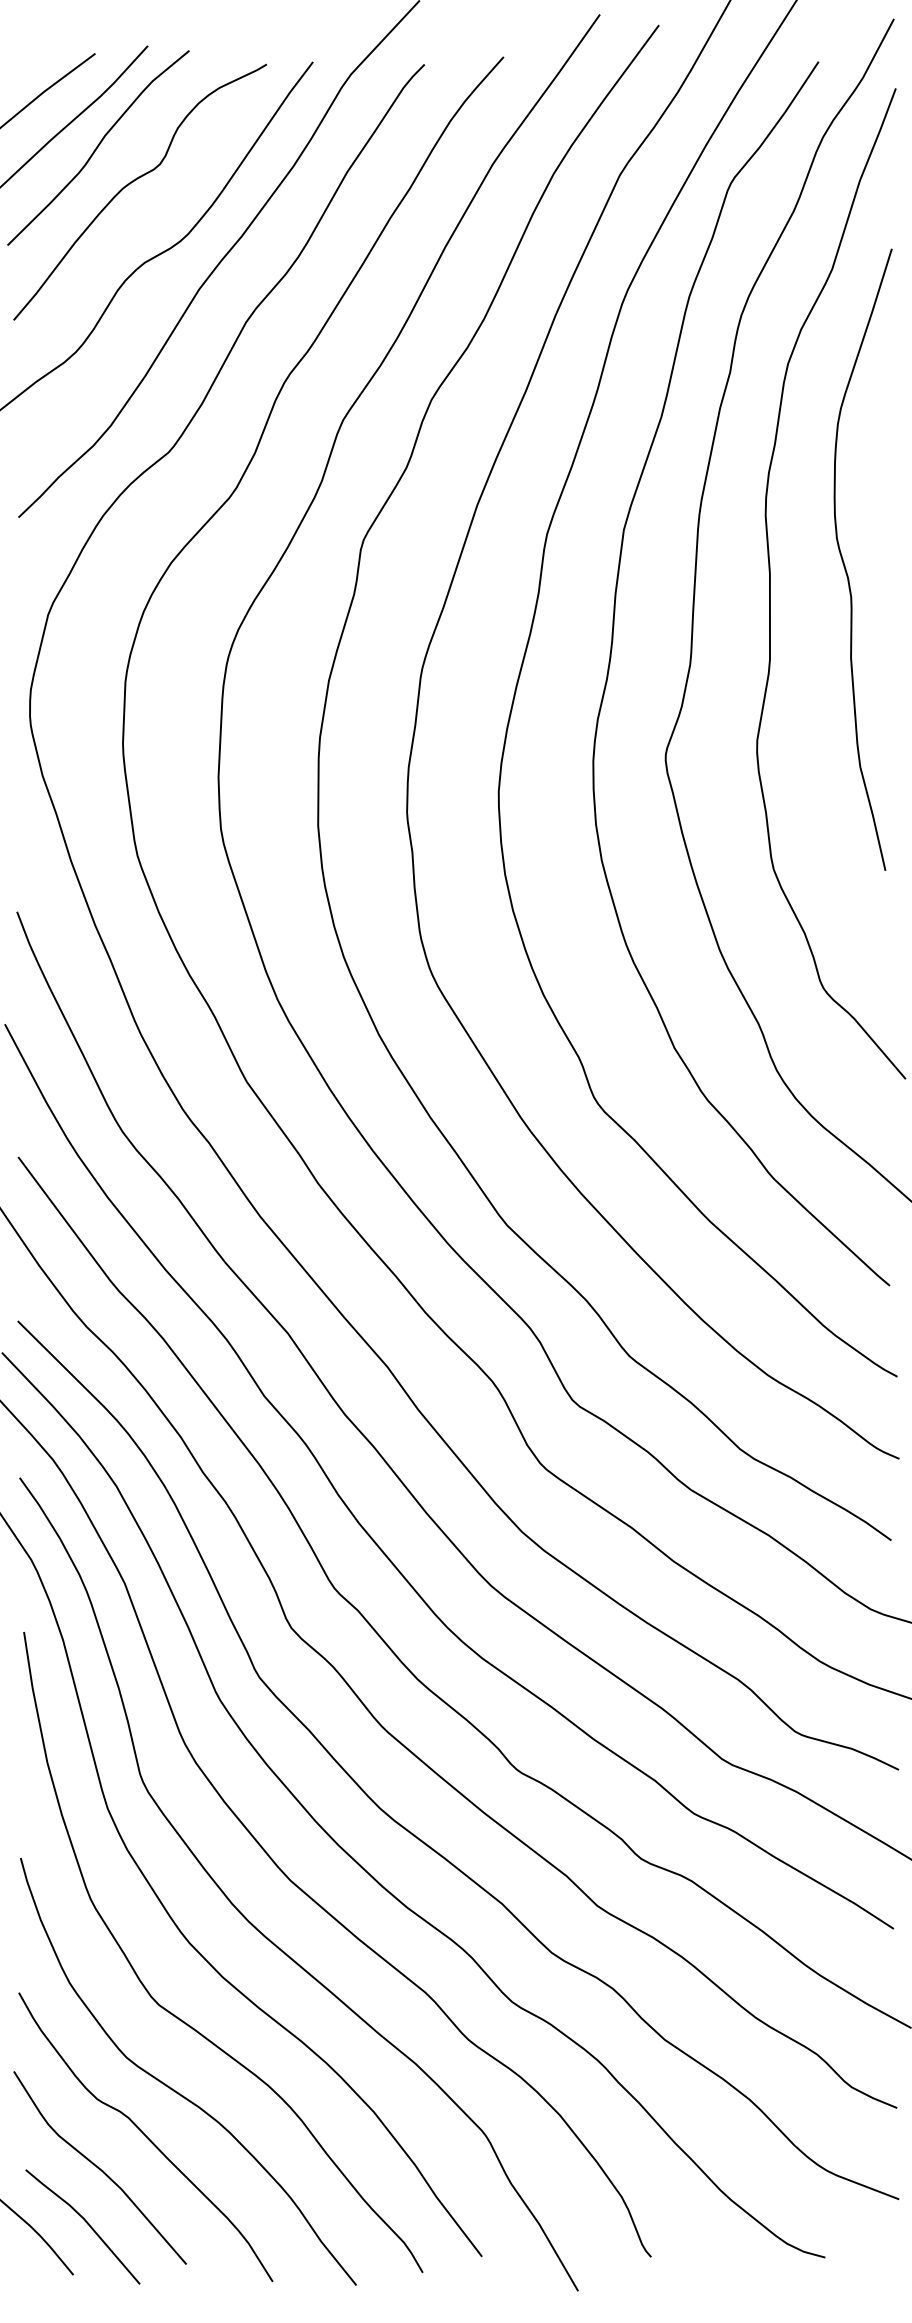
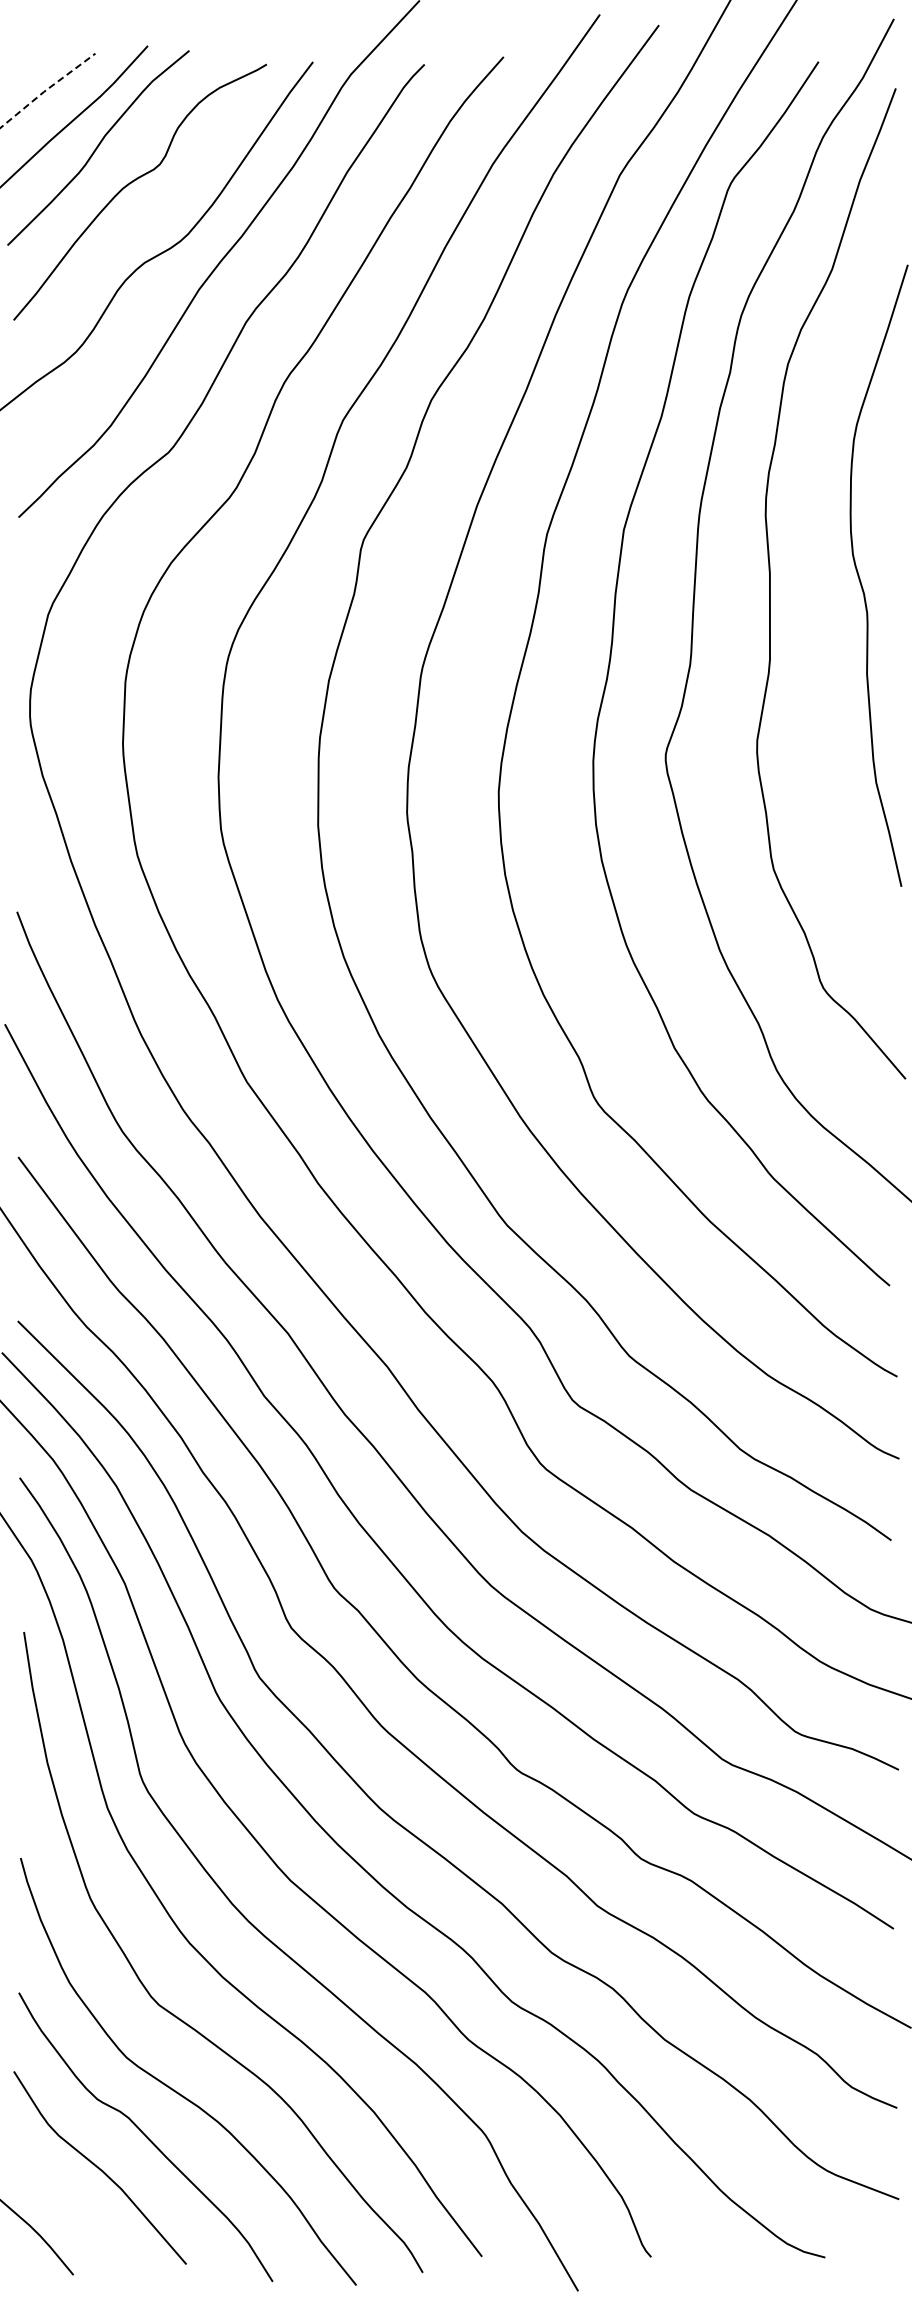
line: solid -> dashed (47, 89)
curve position: (845, 565) -> (861, 581) (861, 581)
line: present -> none (85, 2222)
